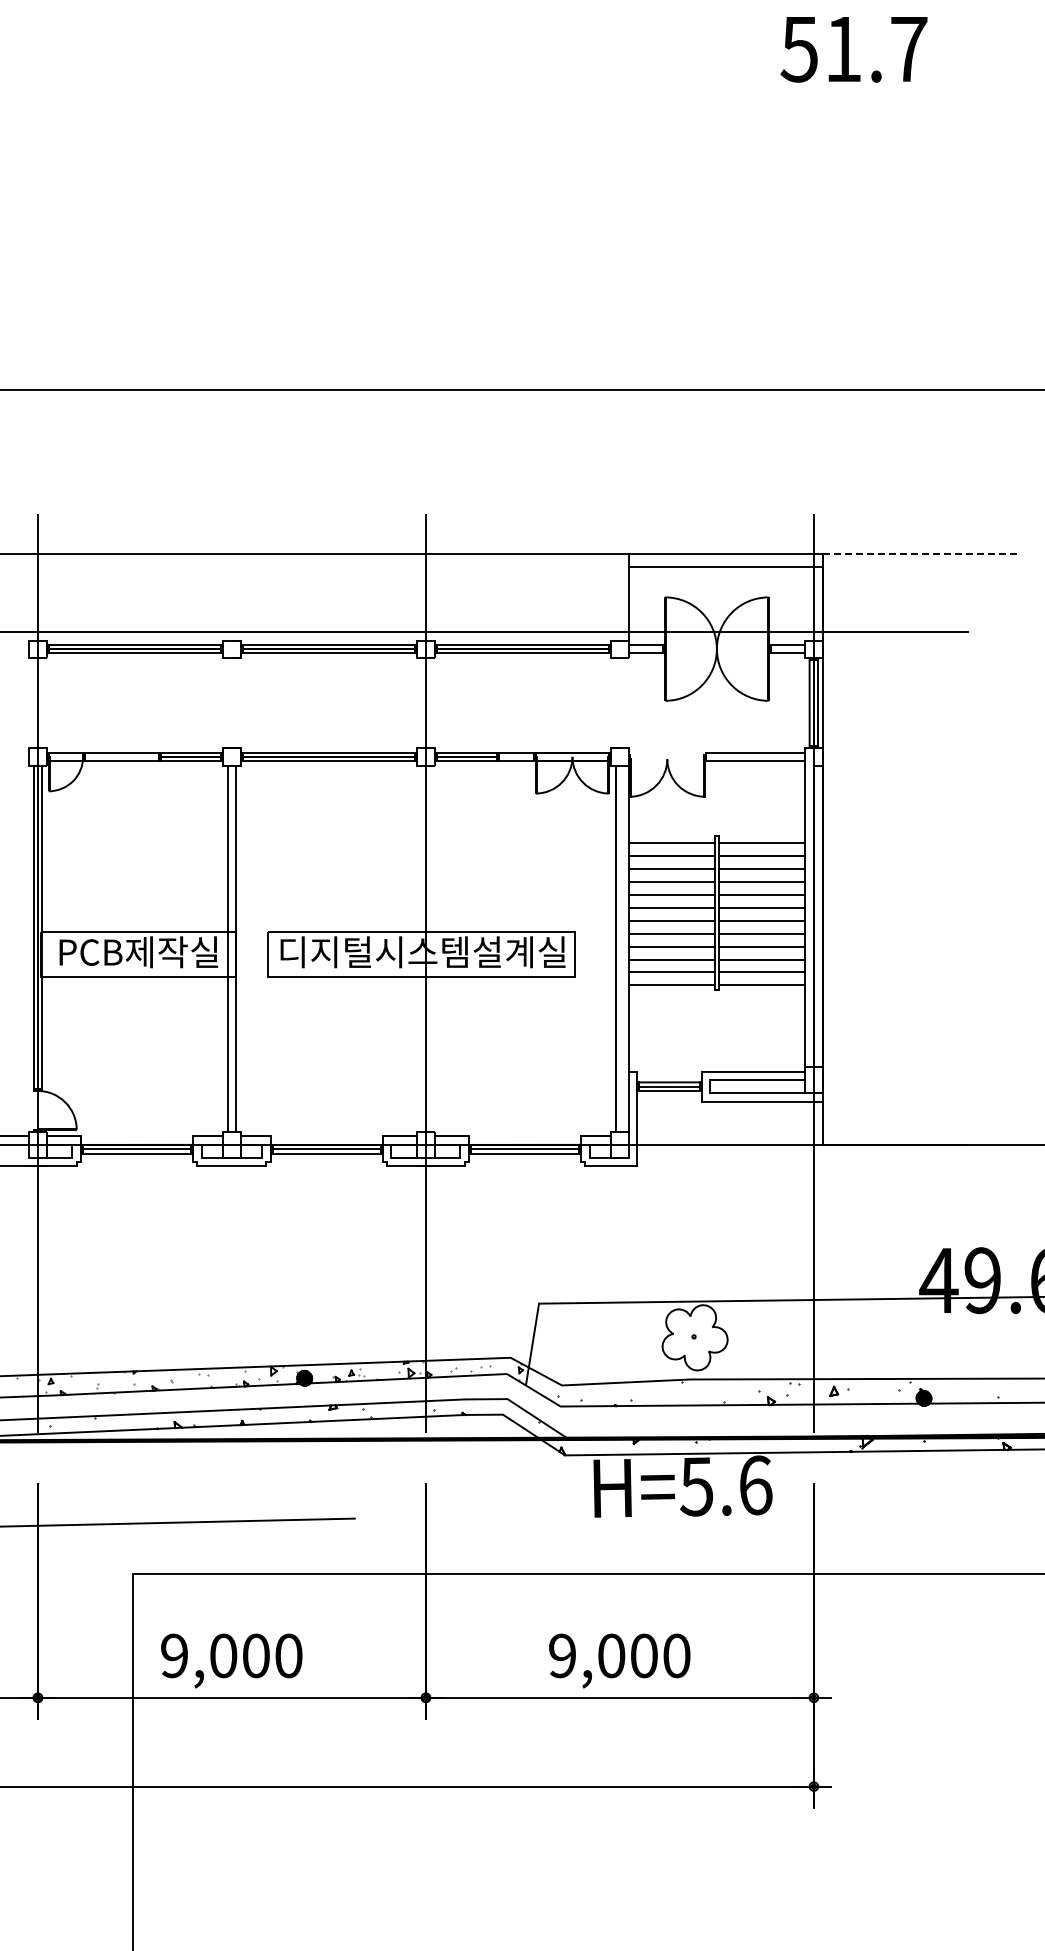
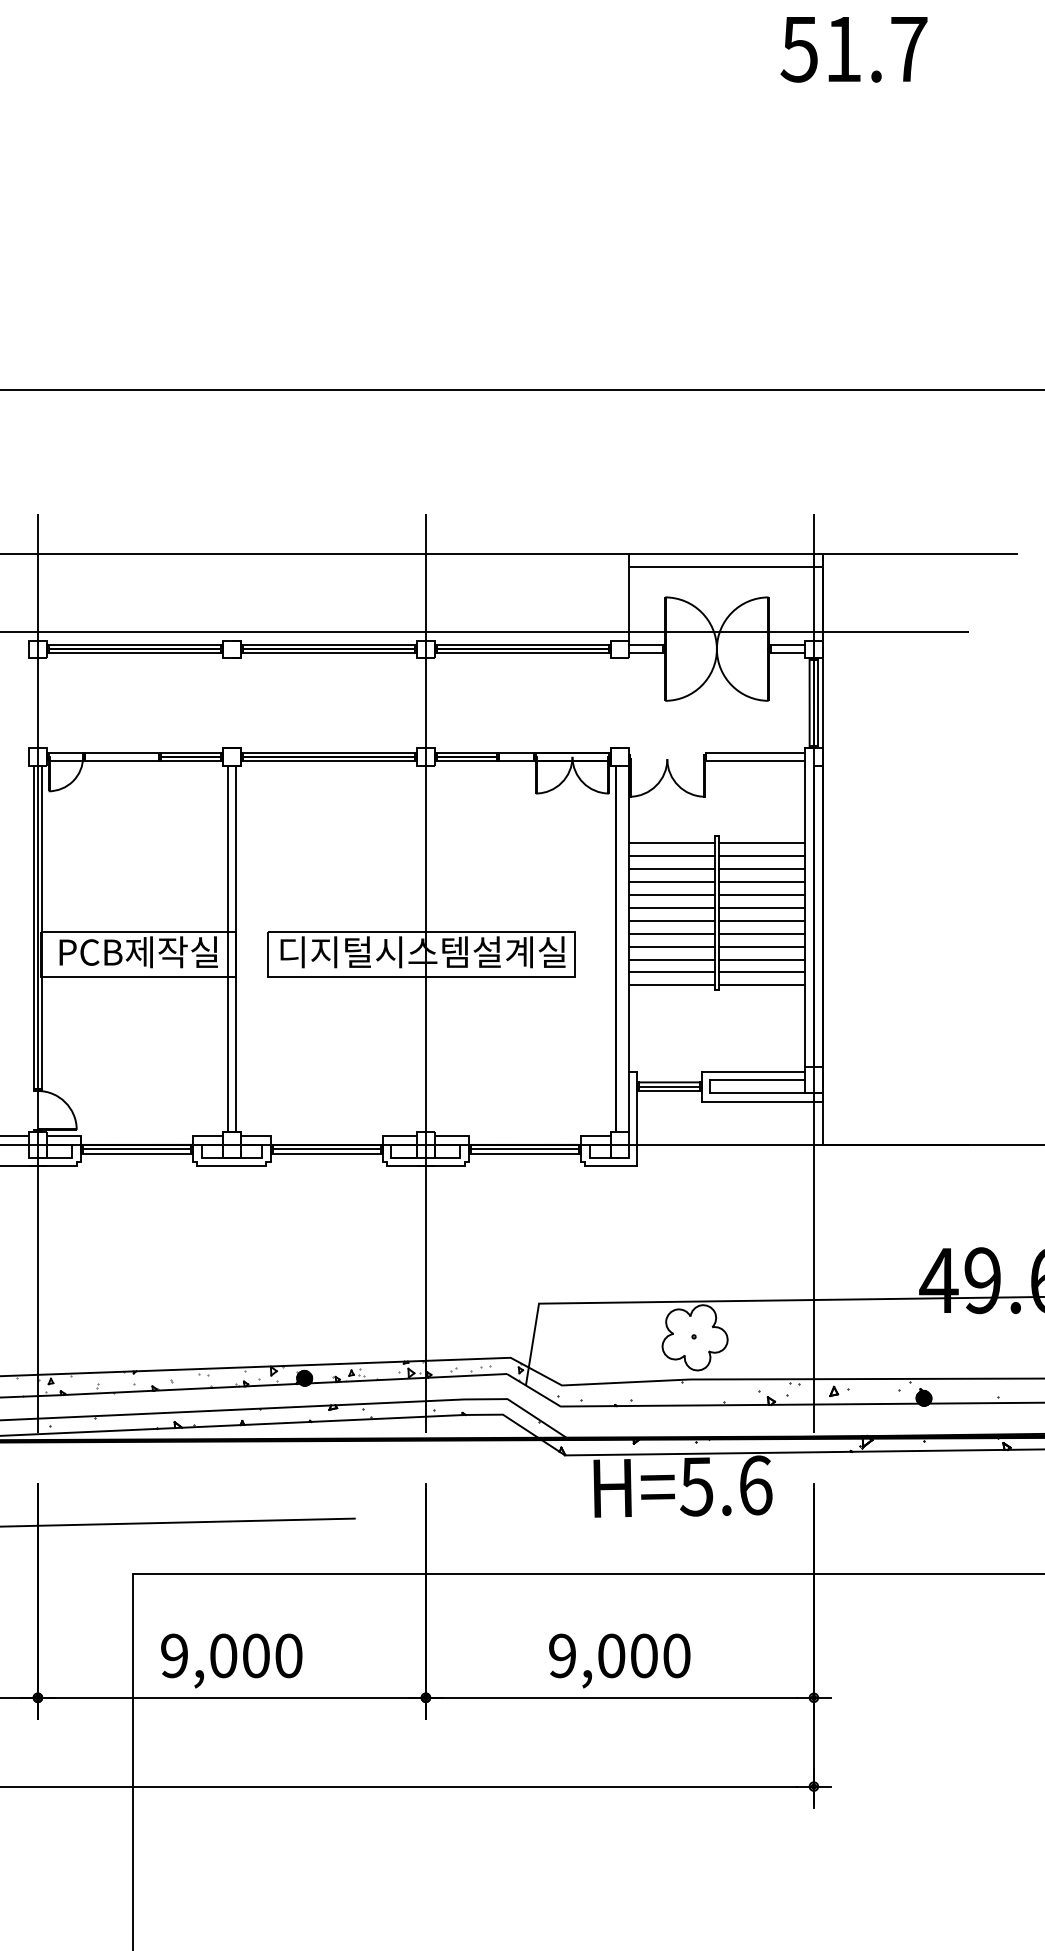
line: dashed -> solid (919, 554)
